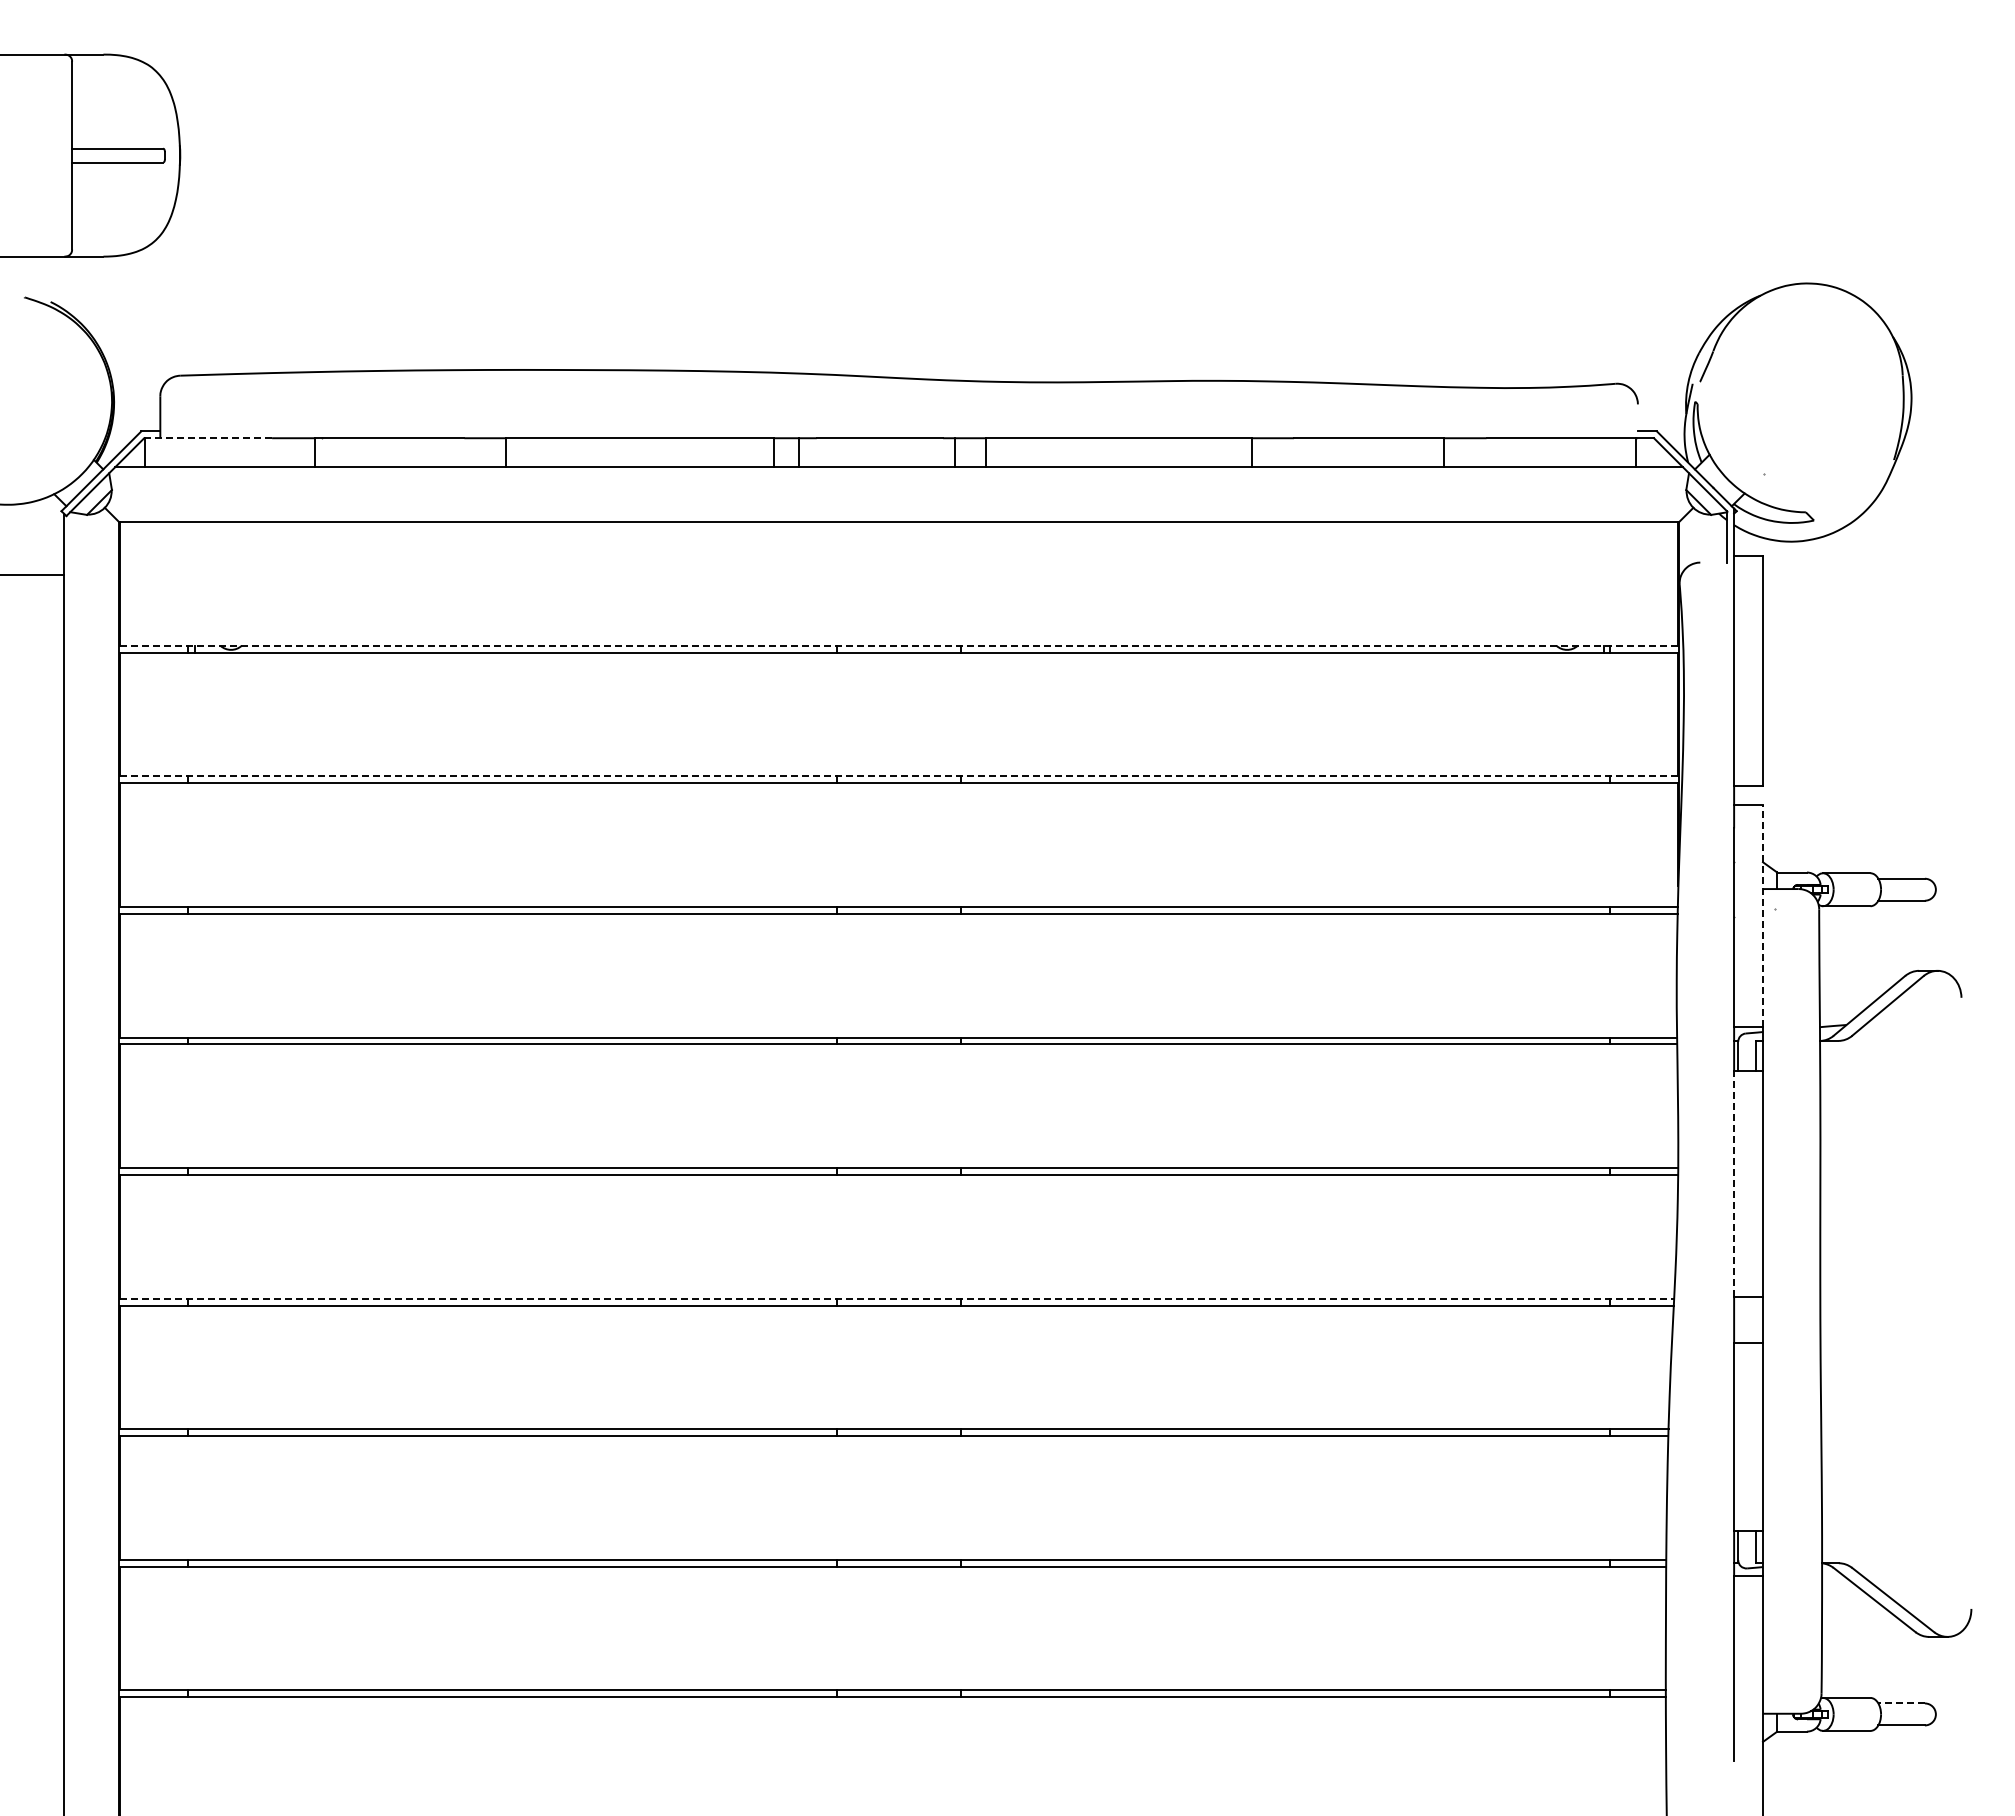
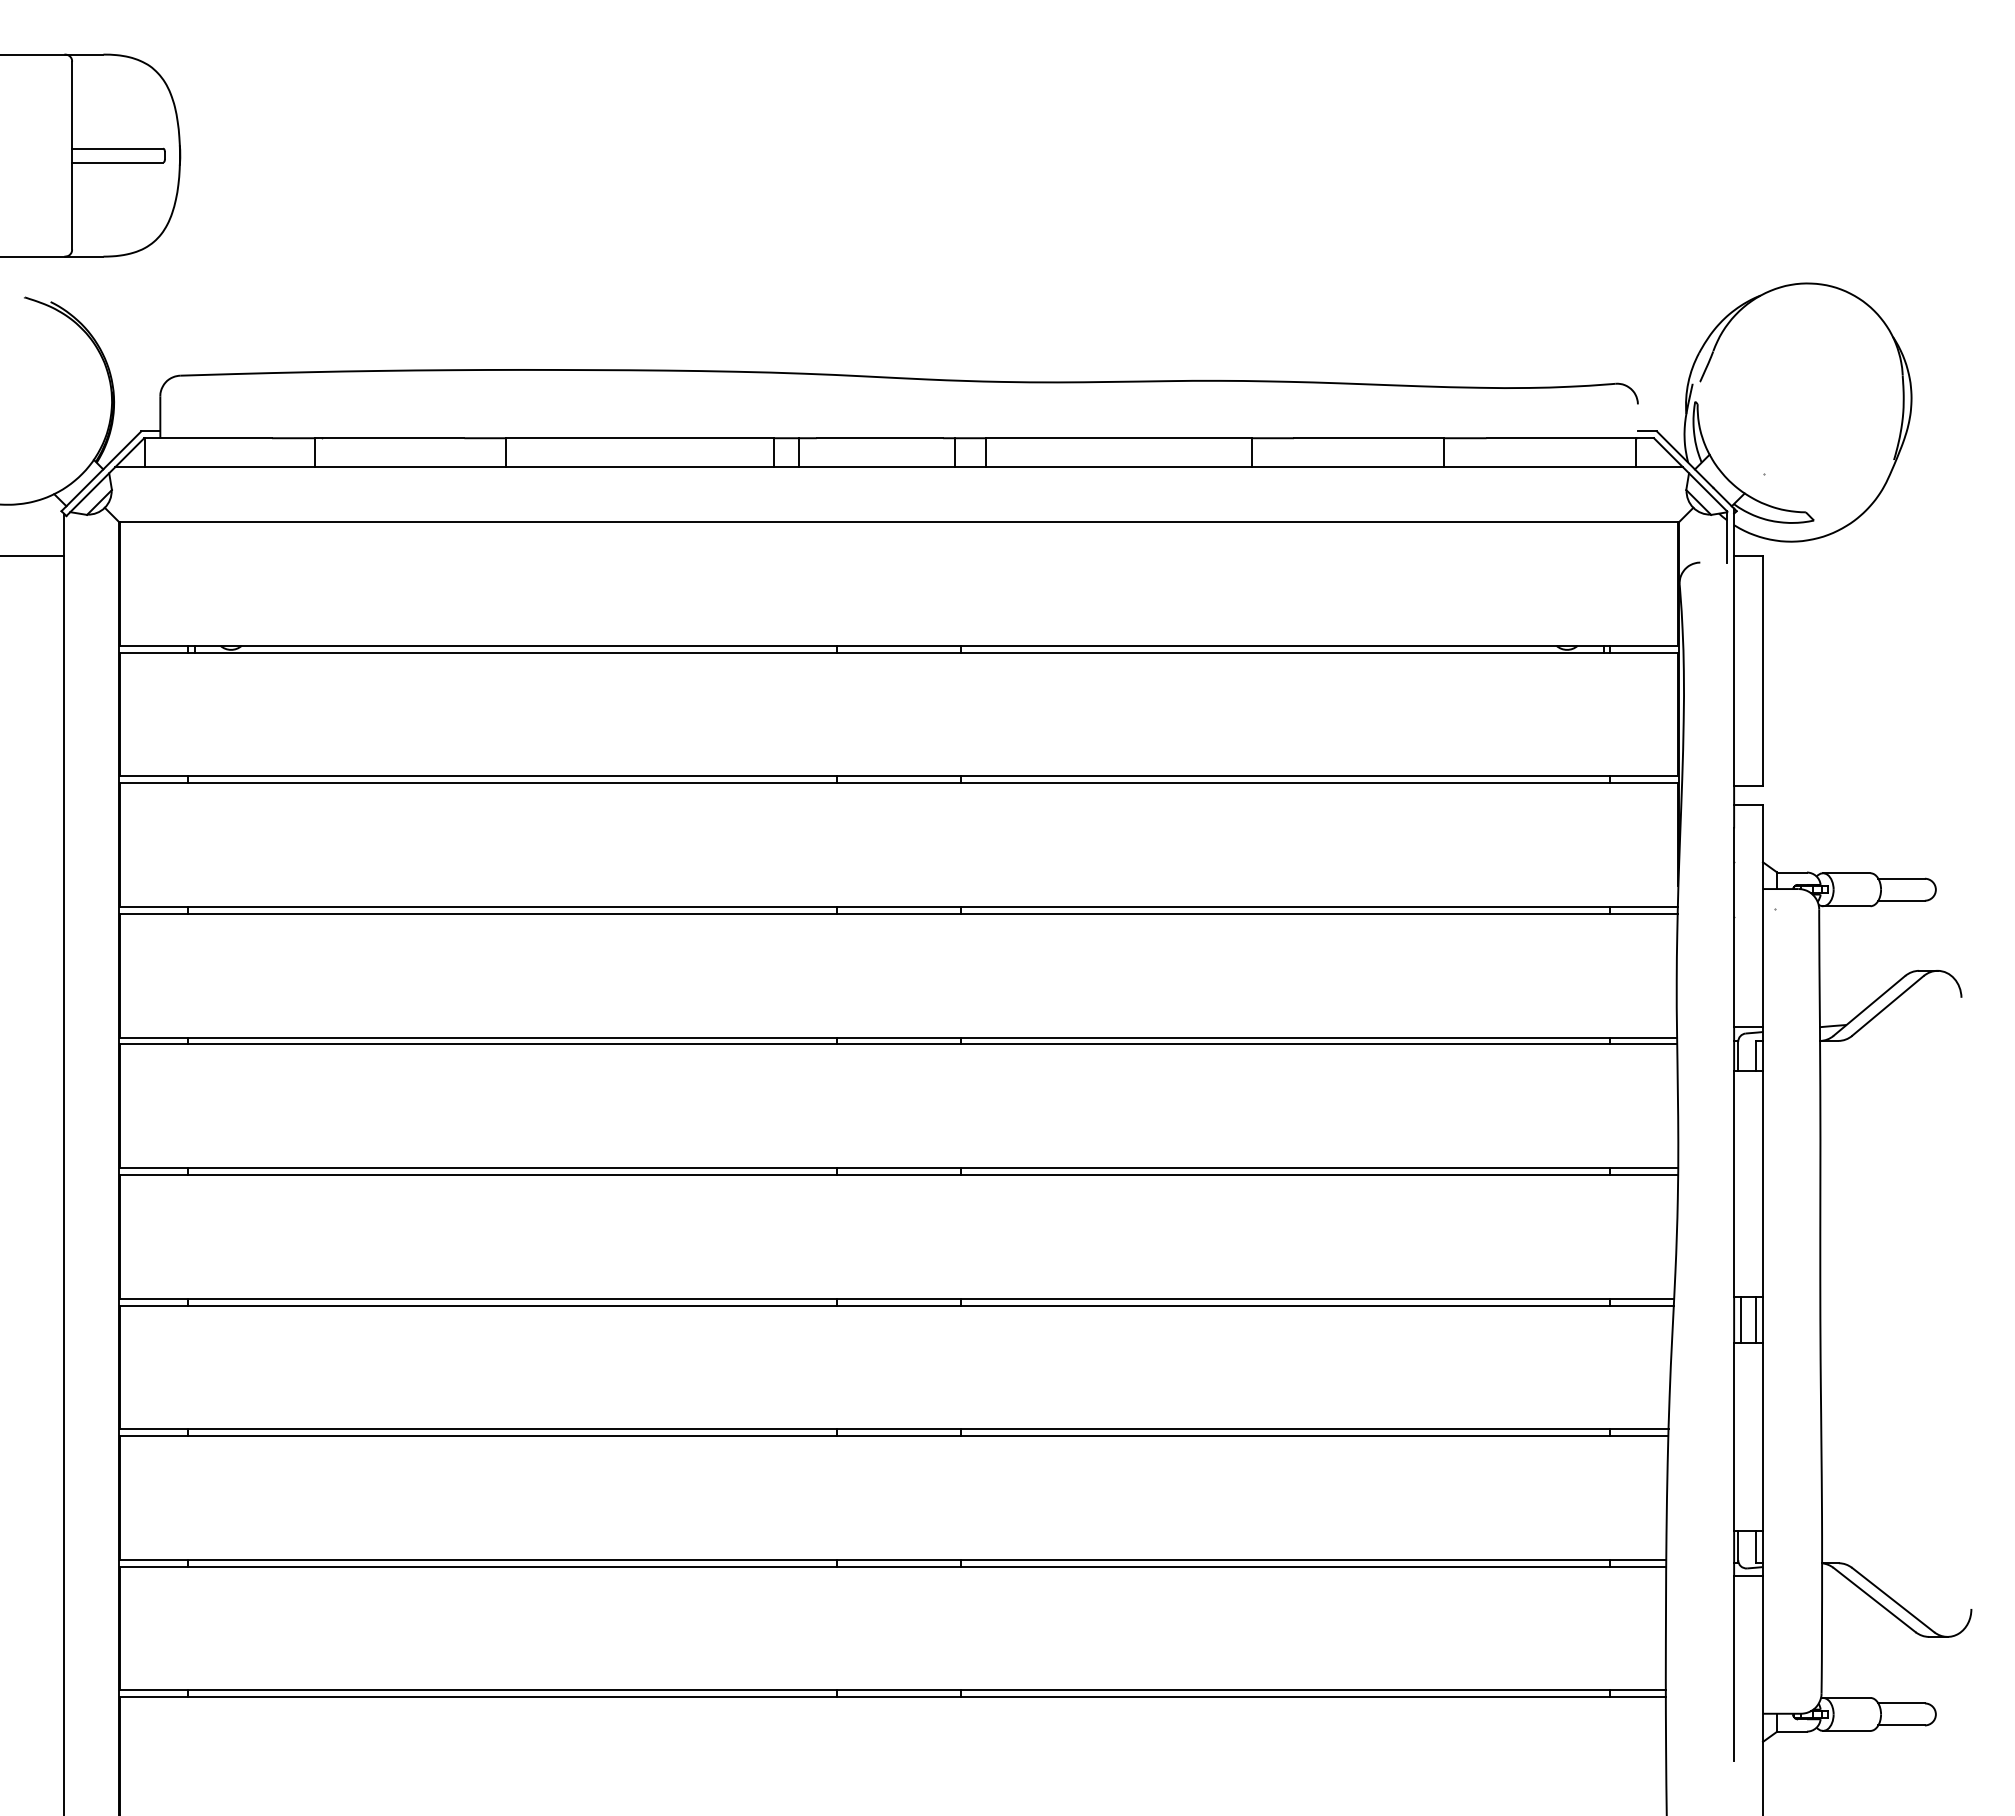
line: dashed -> solid (208, 438)
line position: (33, 575) -> (33, 556) (33, 556)
line: dashed -> solid (899, 645)
line: dashed -> solid (899, 776)
line: dashed -> solid (1762, 915)
line: dashed -> solid (1734, 1184)
line: dashed -> solid (897, 1298)
line: none -> present (1741, 1319)
line: none -> present (1756, 1319)
line: dashed -> solid (1901, 1703)
